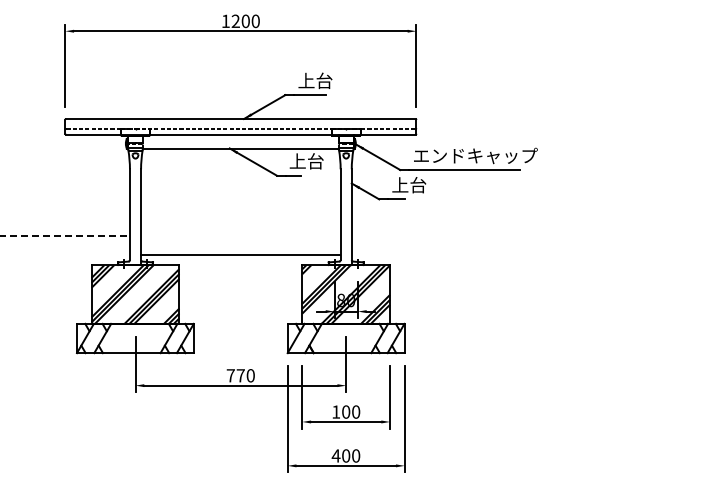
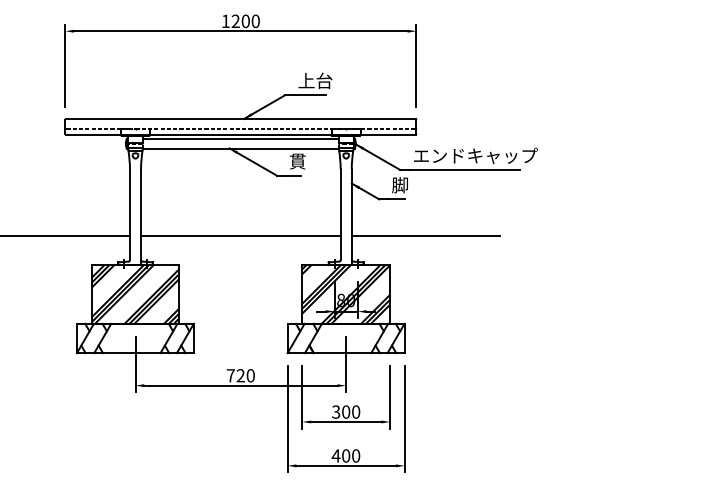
line: none -> present (240, 138)
text: 上台 -> 貫 (306, 161)
text: 上台 -> 脚 (409, 185)
line: dashed -> solid (64, 236)
line: none -> present (425, 236)
line position: (240, 255) -> (240, 236) (240, 236)
text: 770 -> 720 (240, 375)
text: 100 -> 300 (336, 411)
